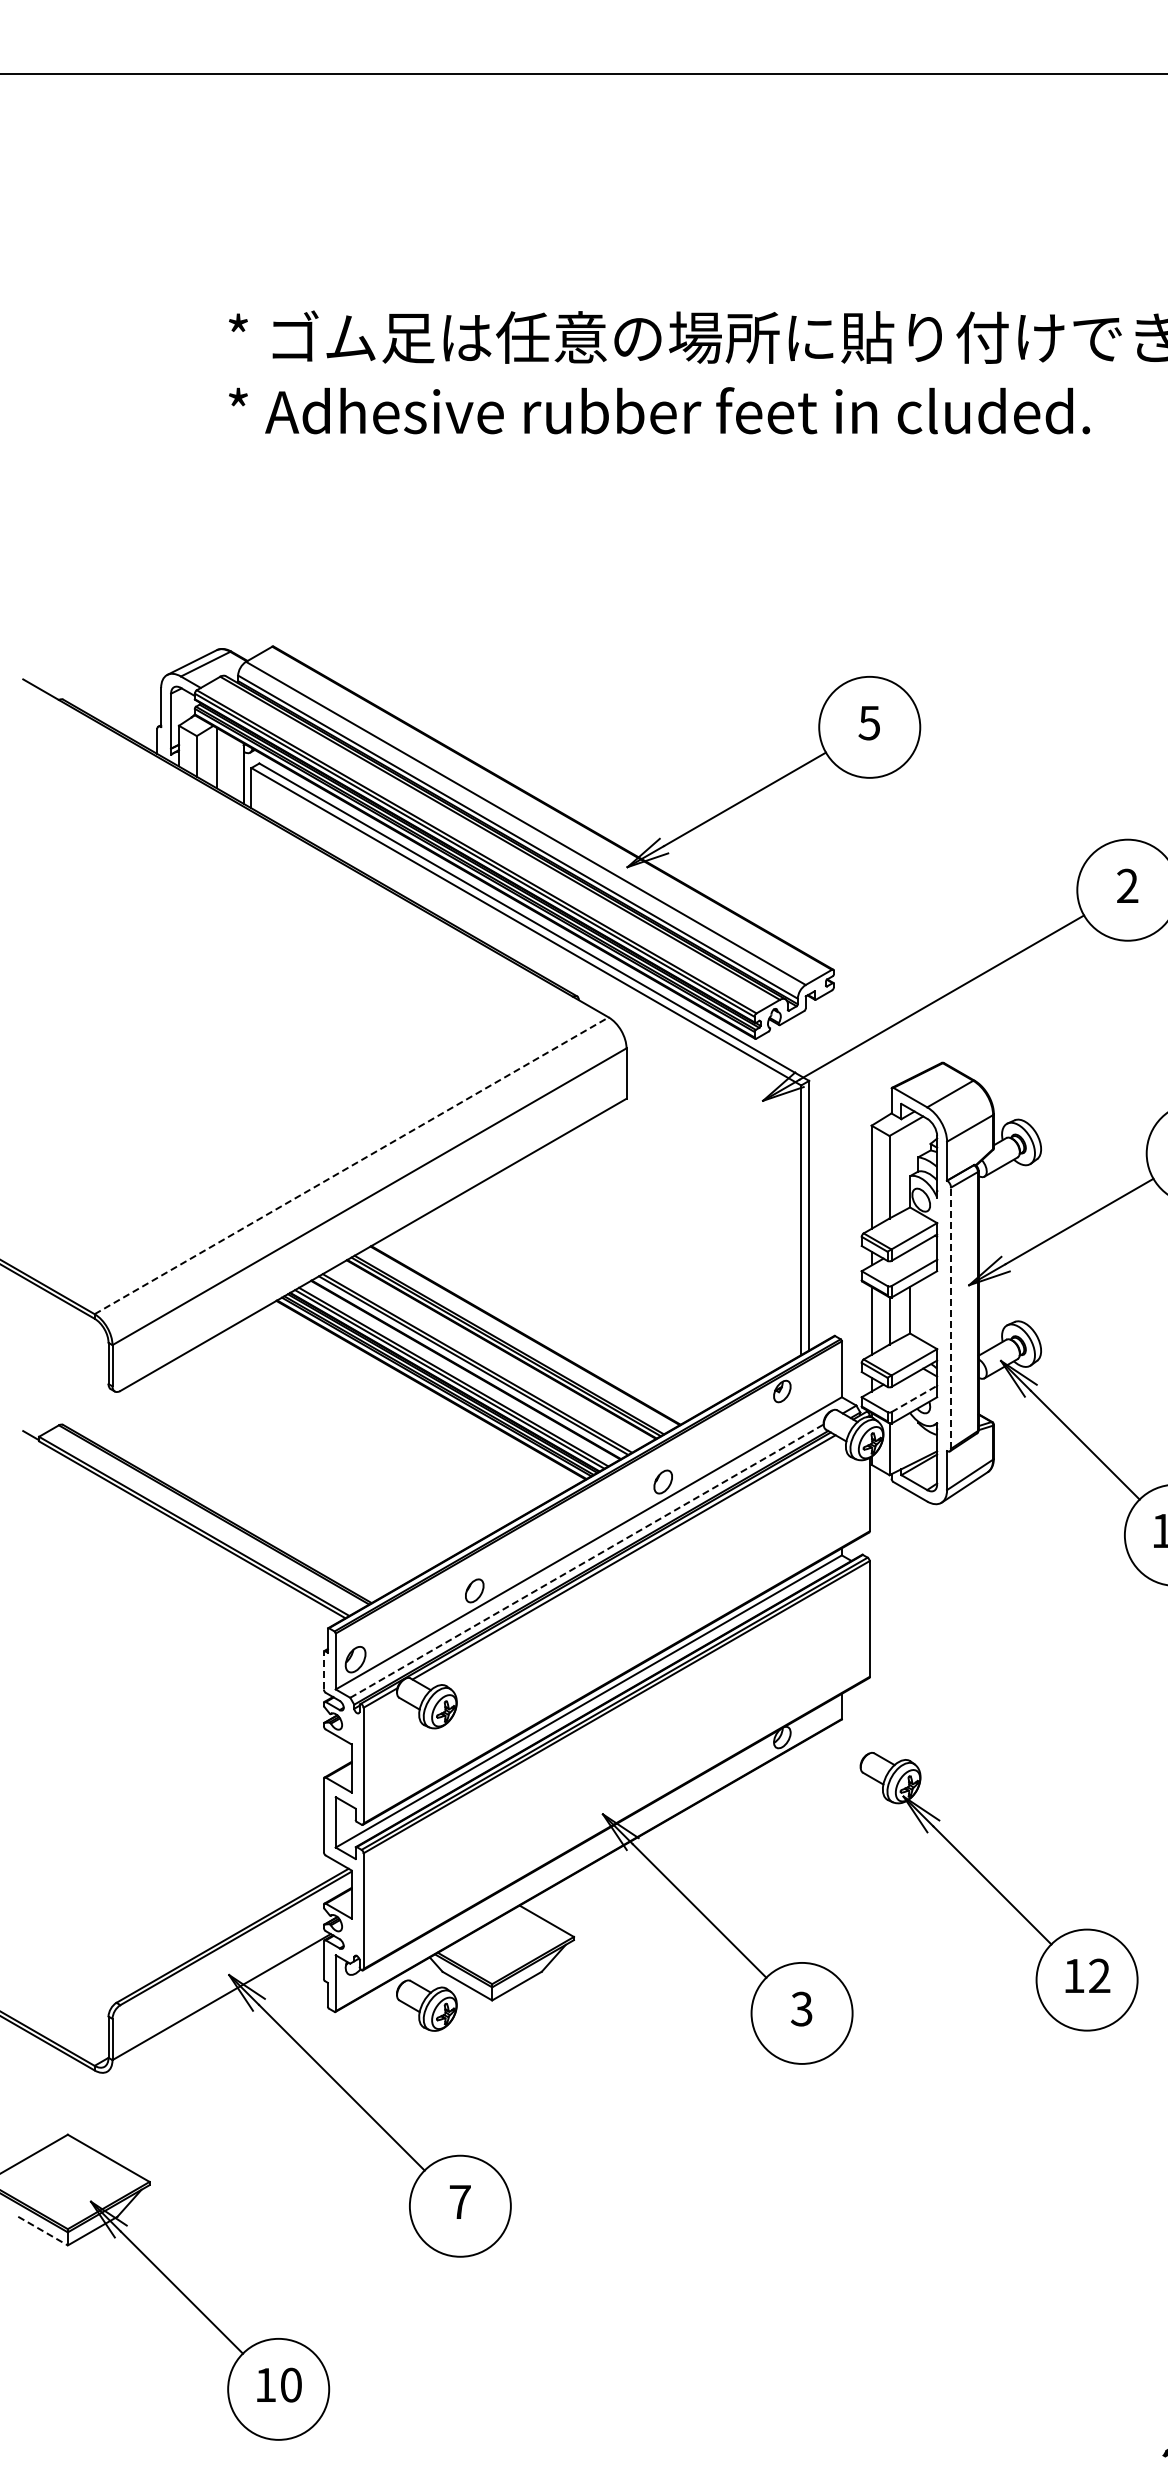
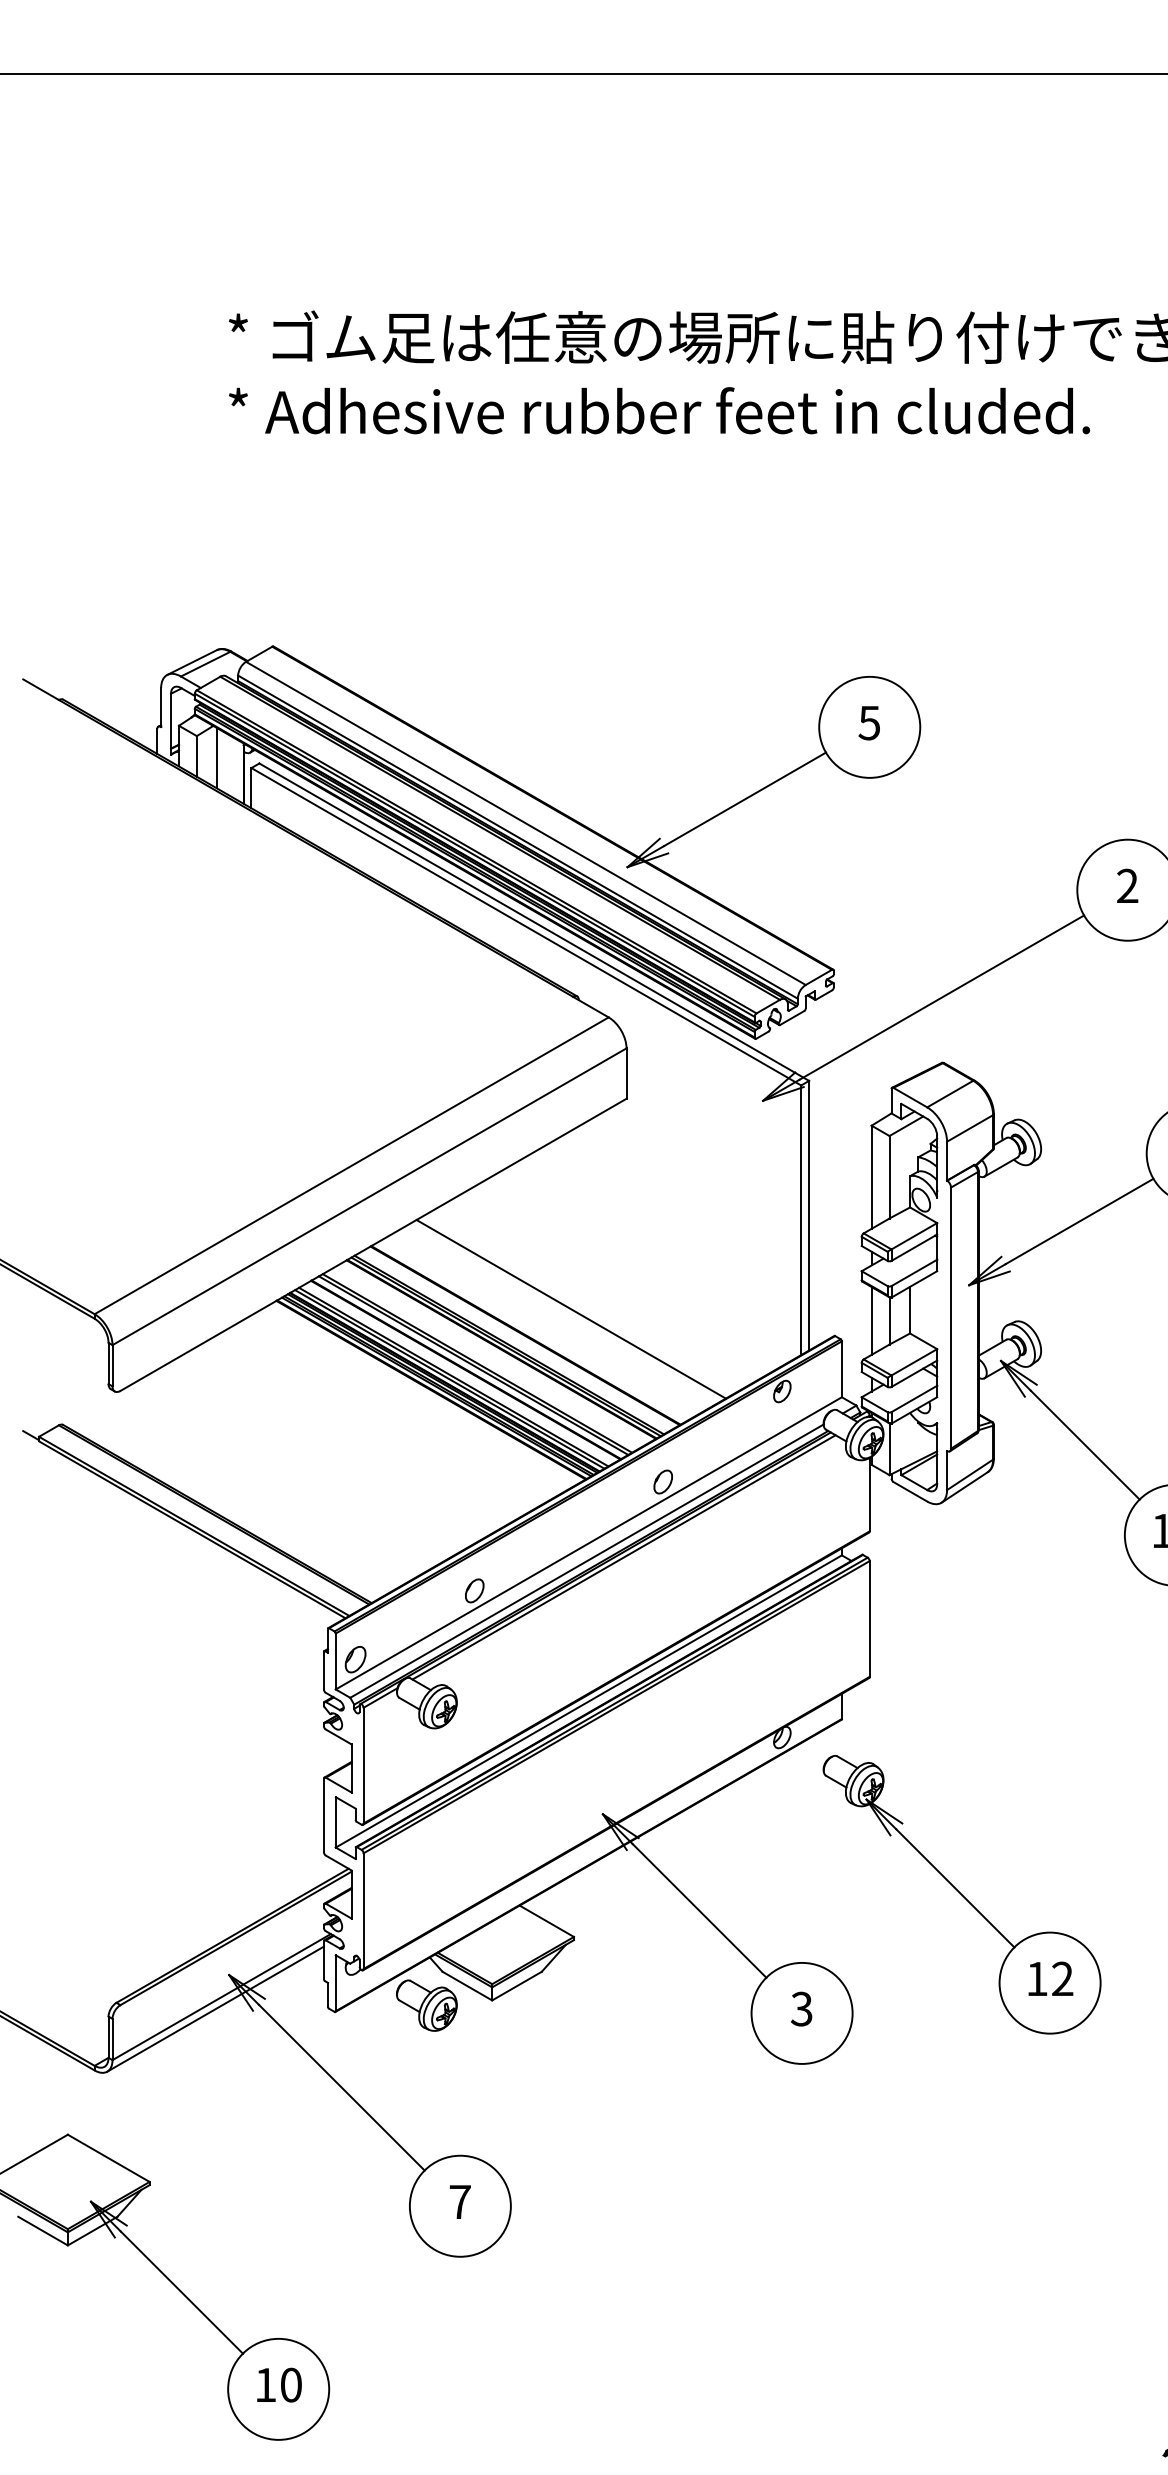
line: dashed -> solid (351, 1165)
line: none -> present (570, 1309)
line: dashed -> solid (951, 1318)
line: dashed -> solid (914, 1398)
line: dashed -> solid (587, 1560)
line: dashed -> solid (323, 1670)
part position: (998, 1891) -> (961, 1894) (961, 1894)
line: none -> present (215, 2008)
line: dashed -> solid (43, 2231)
